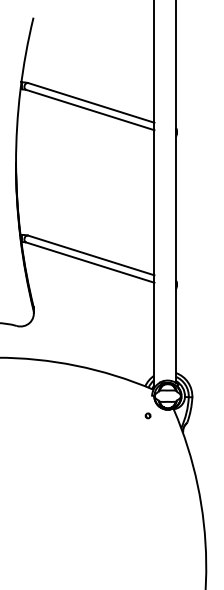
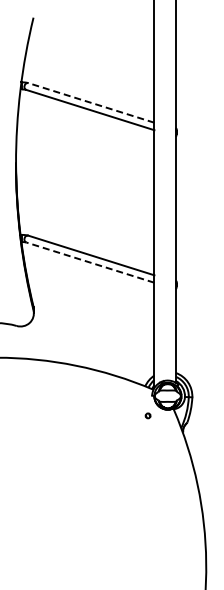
line: solid -> dashed (90, 102)
line: solid -> dashed (89, 262)
